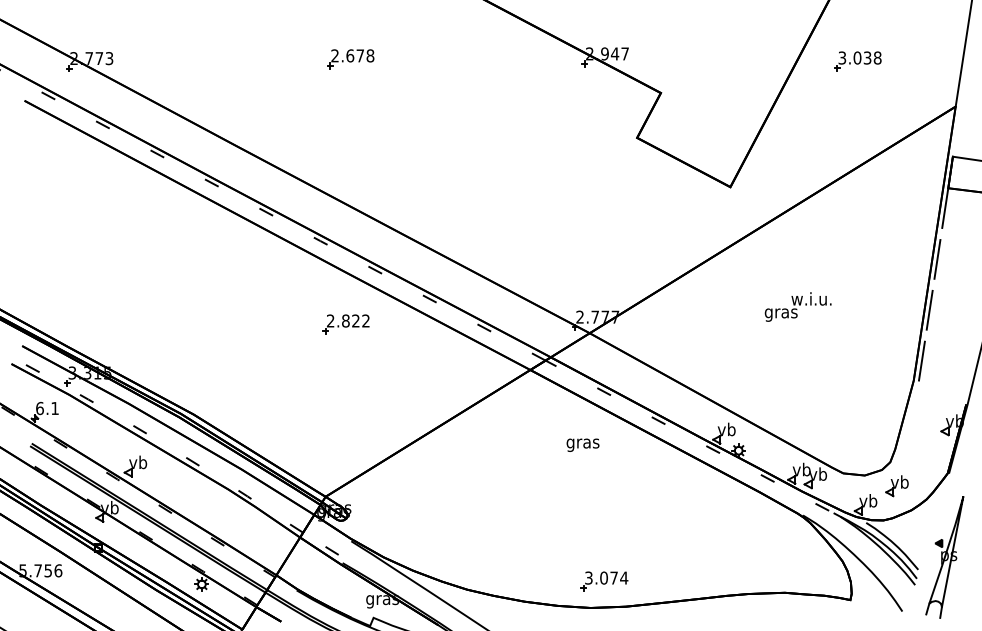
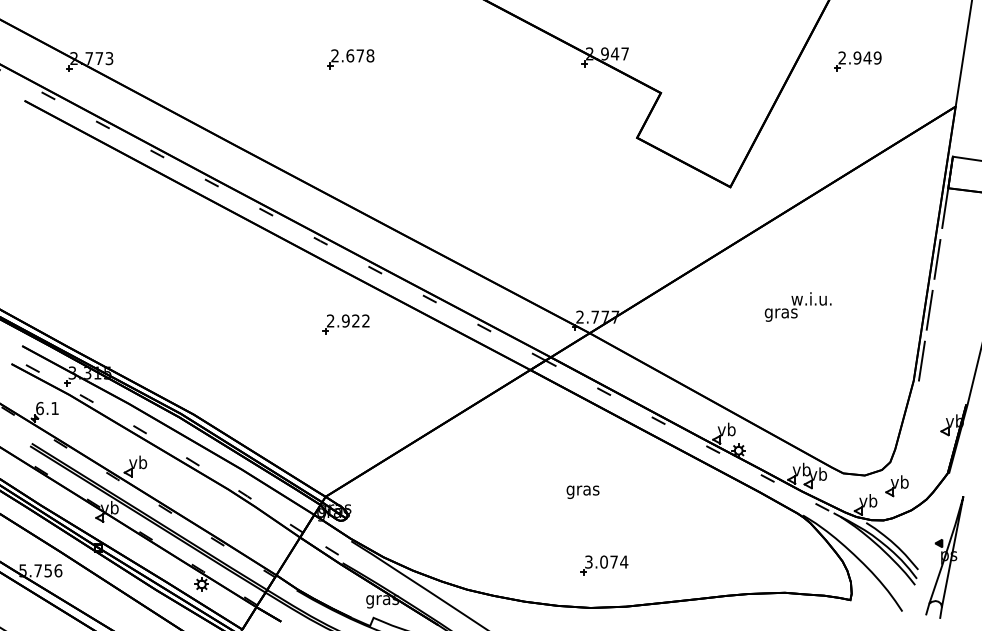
text: 3.038 -> 2.949 (859, 57)
text: 2.822 -> 2.922 (345, 320)
text position: (582, 444) -> (582, 491) (582, 491)
part position: (604, 581) -> (604, 565) (604, 565)
